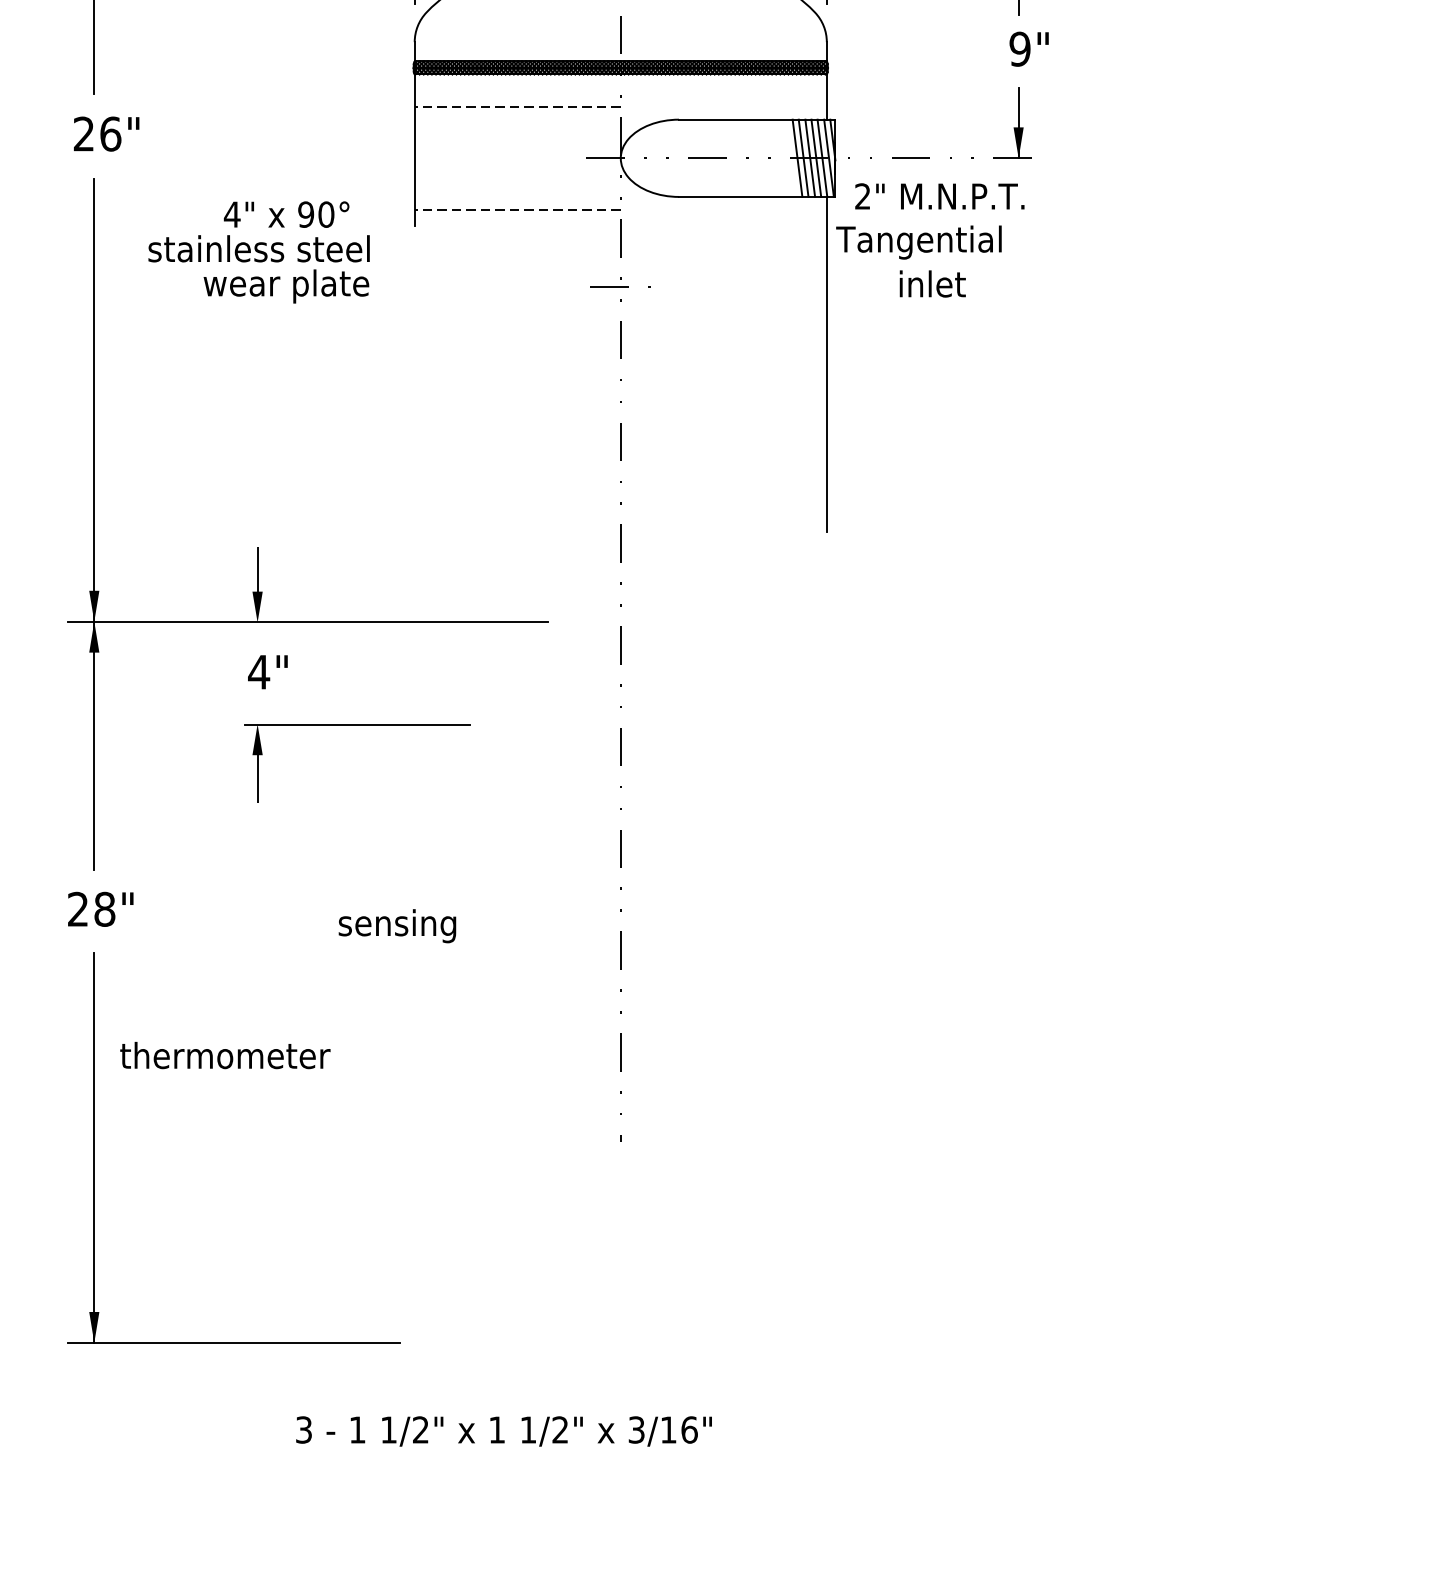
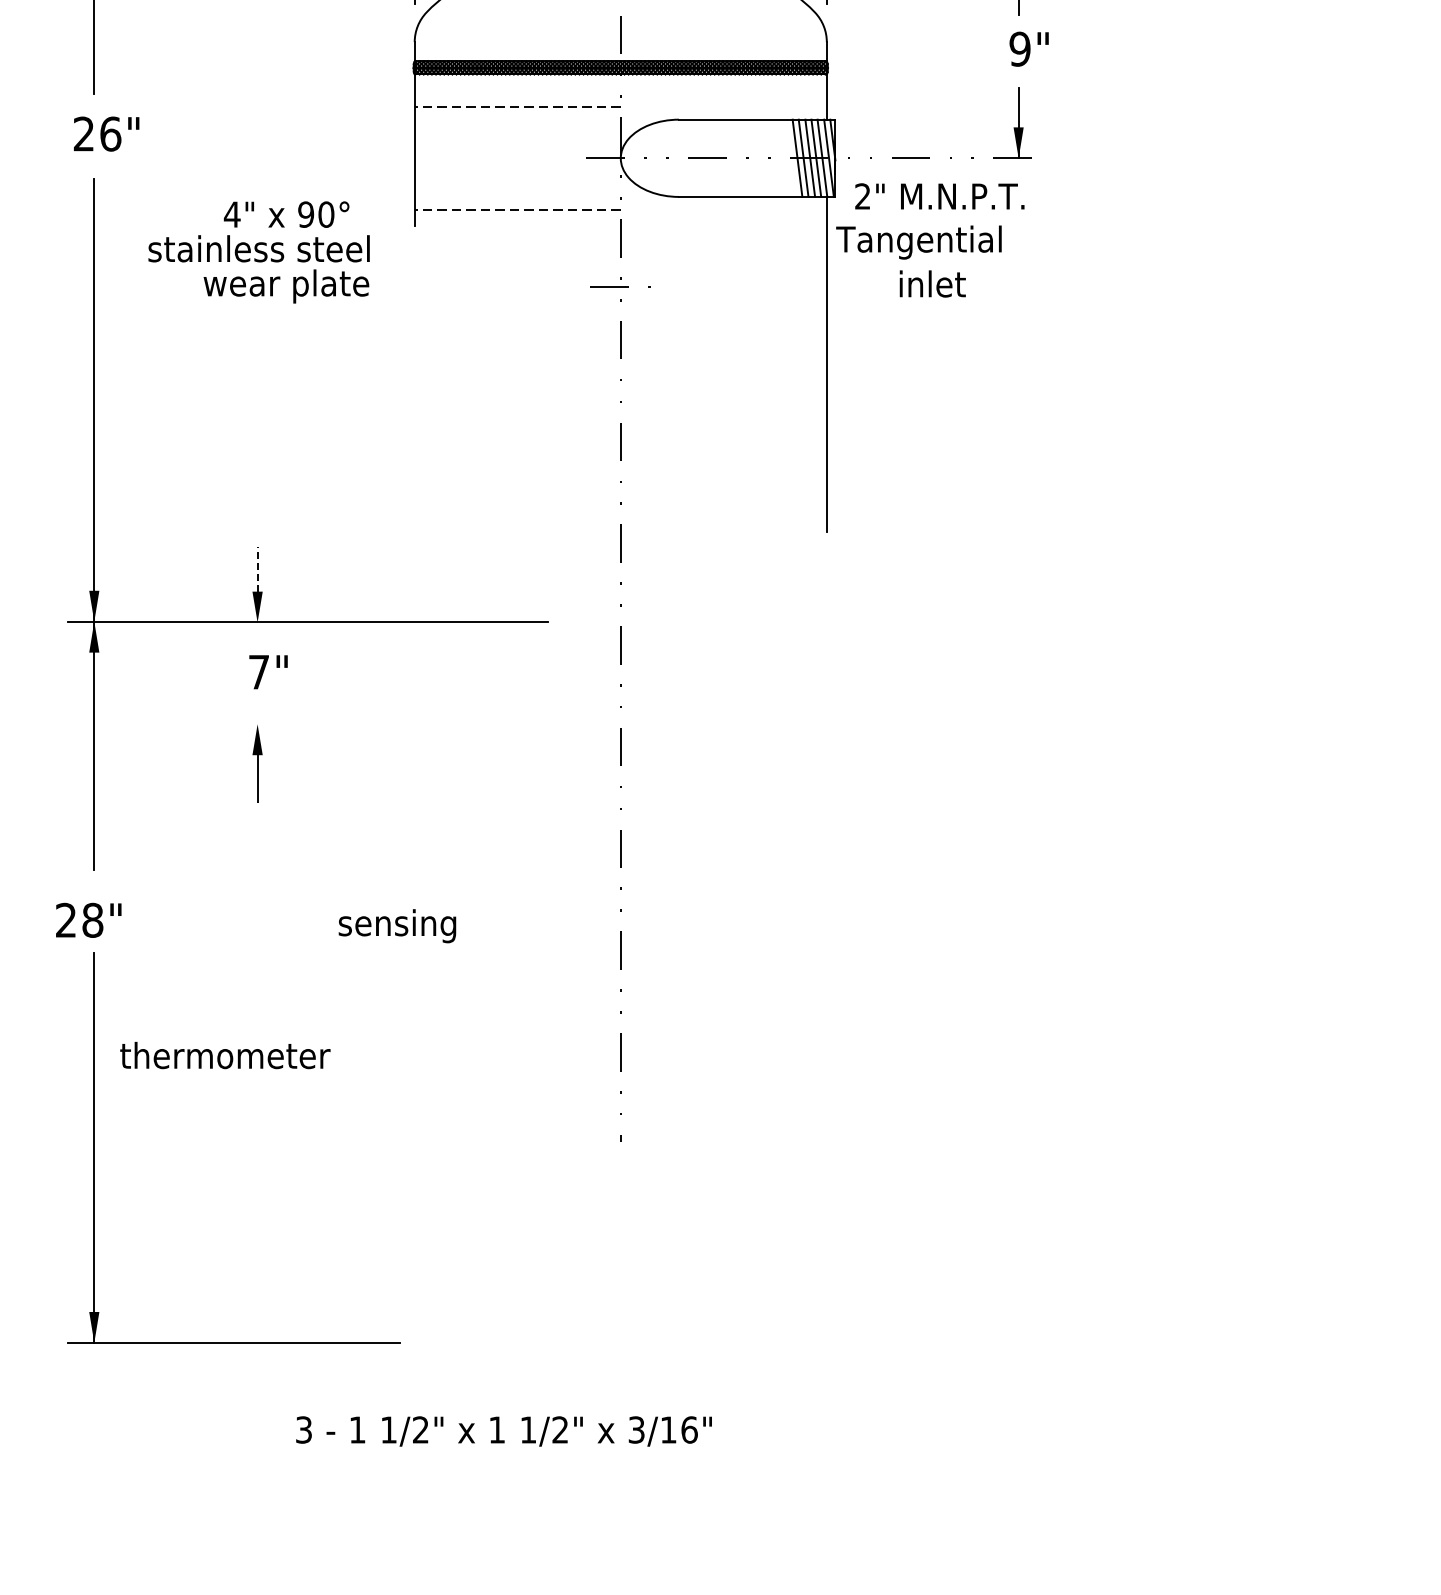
line: solid -> dashed (257, 568)
text: 4" -> 7" (259, 672)
line: present -> none (357, 724)
text position: (100, 908) -> (88, 919) (88, 919)
